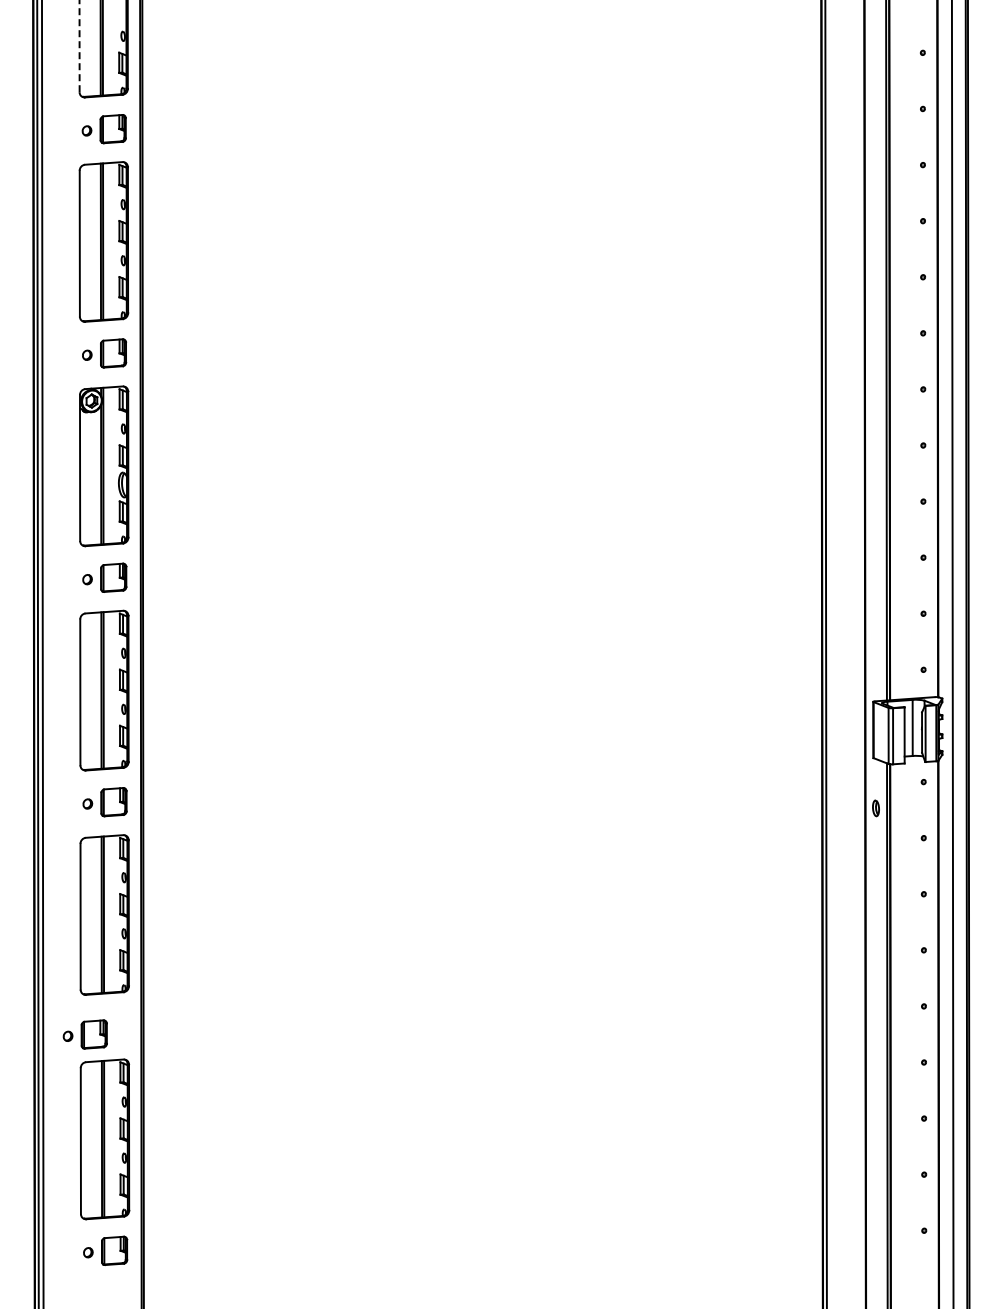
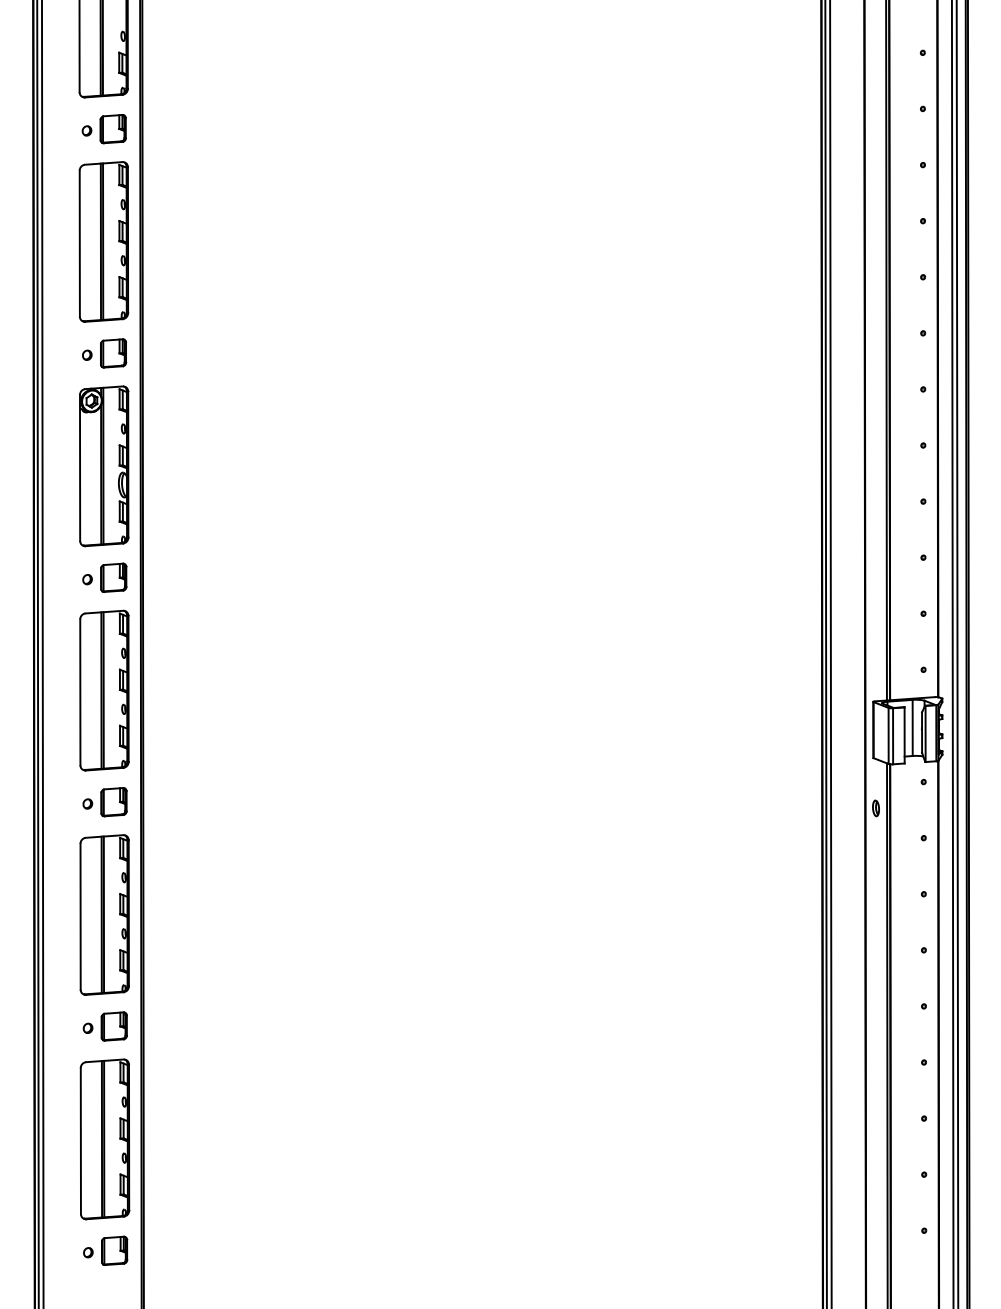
line: dashed -> solid (79, 46)
line: none -> present (830, 653)
line: none -> present (957, 653)
part position: (84, 1034) -> (104, 1026) (104, 1026)
